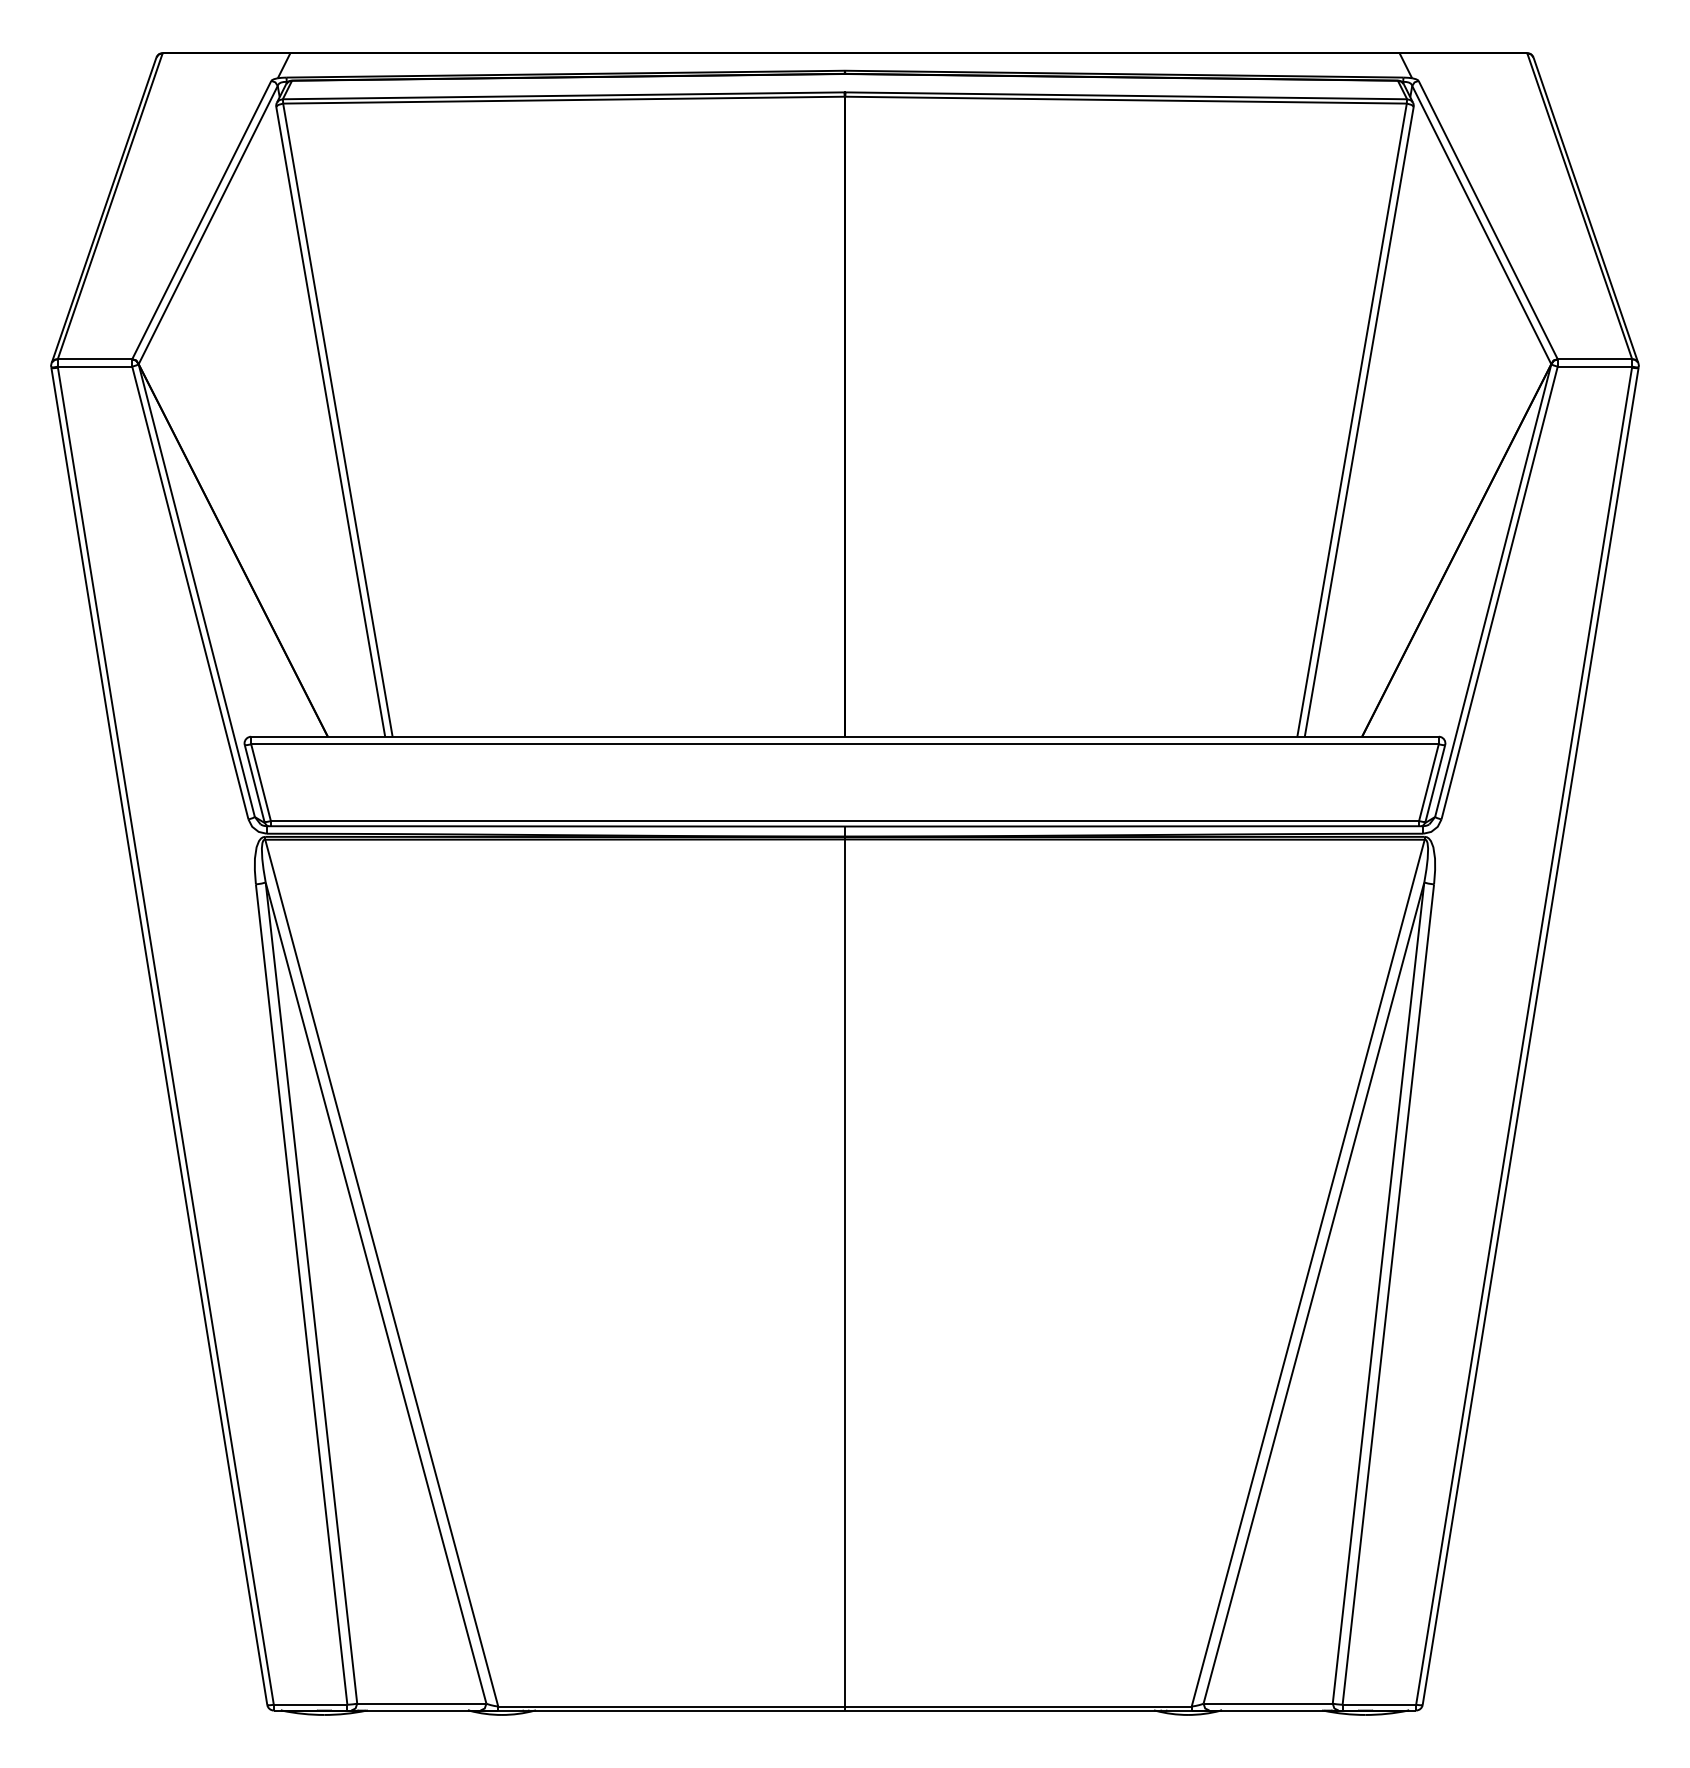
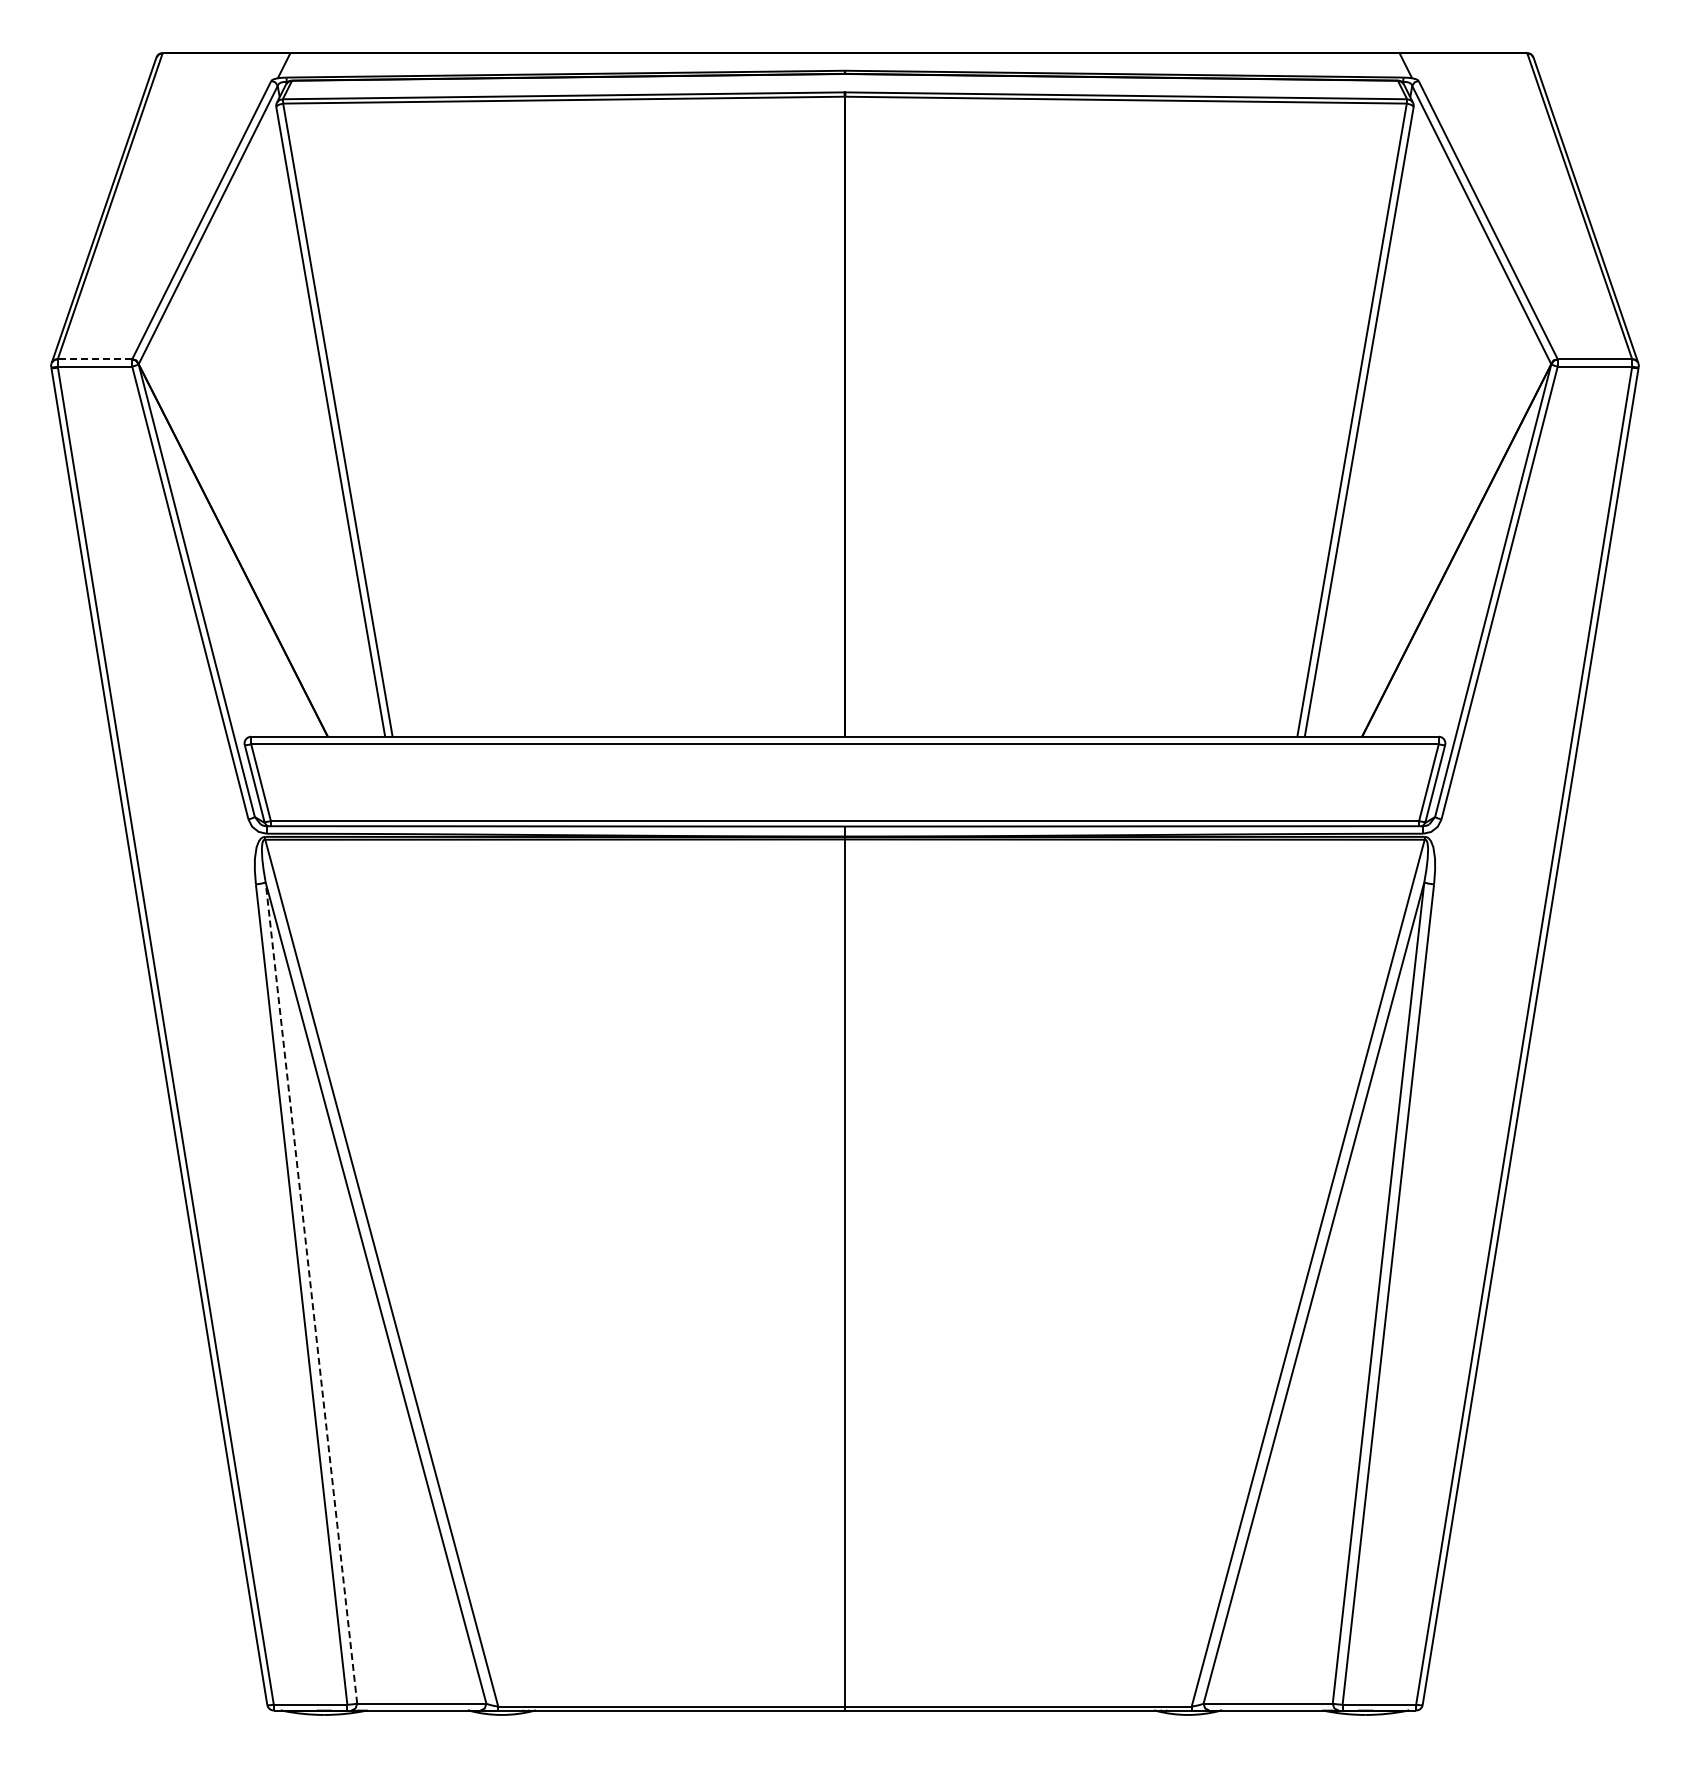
line: solid -> dashed (94, 359)
line: solid -> dashed (311, 1292)
